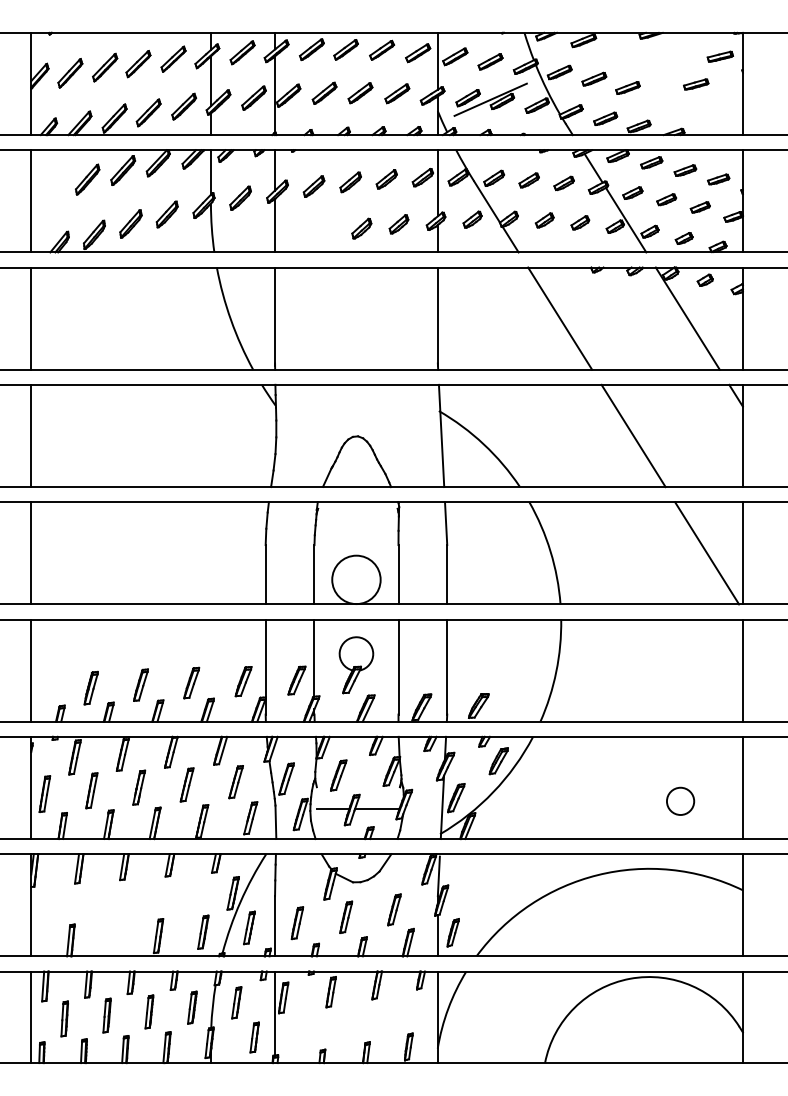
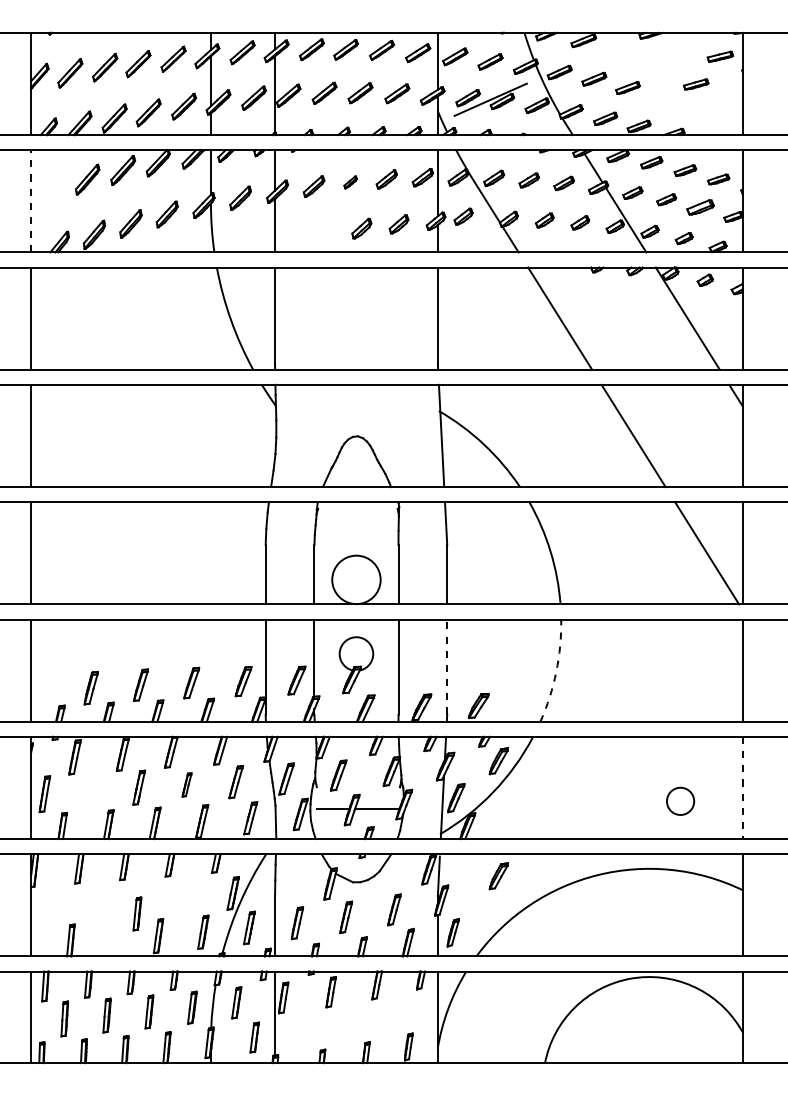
part size: 23x23 px -> 15x15 px (350, 182)
line: solid -> dashed (31, 200)
part size: 22x13 px -> 29x17 px (700, 207)
part position: (472, 219) -> (463, 216) (463, 216)
line: solid -> dashed (447, 667)
arc: solid -> dashed (556, 671)
part size: 16x36 px -> 12x26 px (186, 784)
line: solid -> dashed (742, 788)
part: present -> none (91, 790)
part: none -> present (498, 876)
part: none -> present (137, 913)
